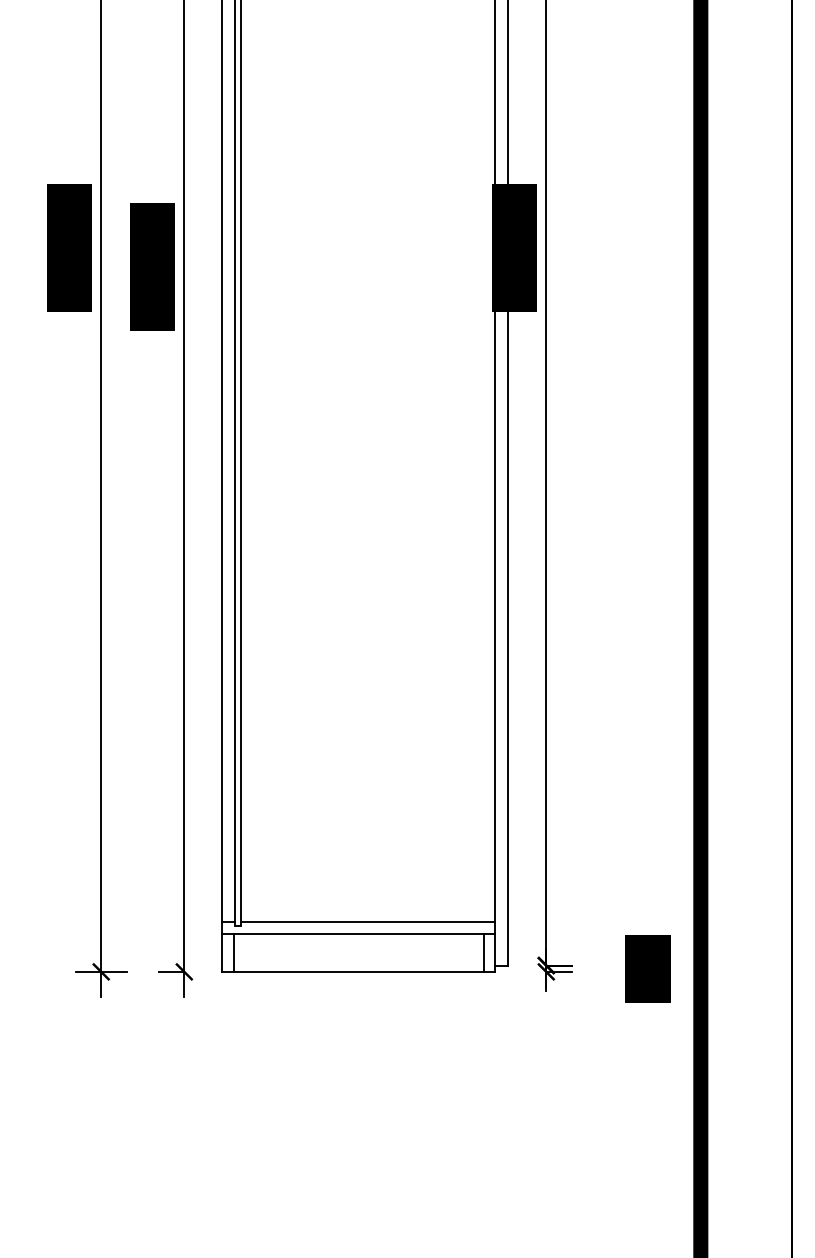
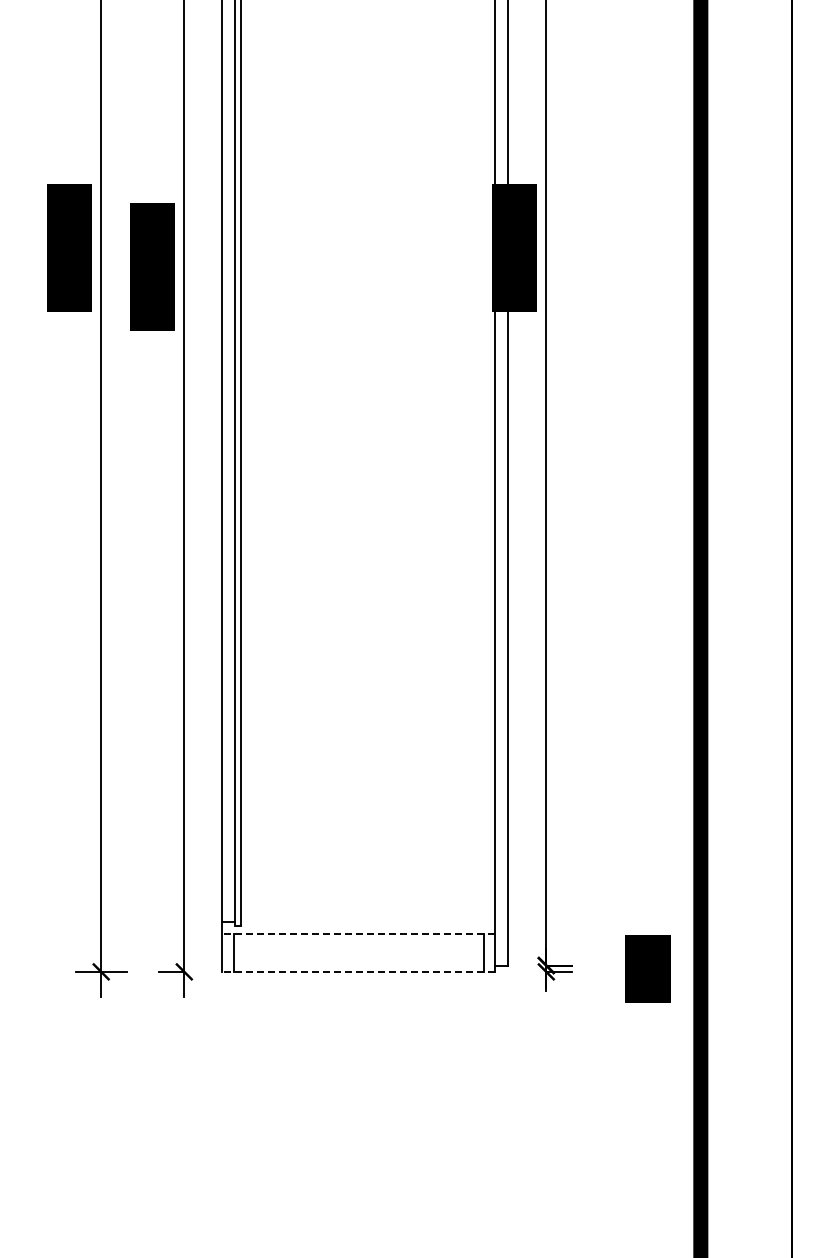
line: present -> none (367, 922)
line: solid -> dashed (358, 933)
line: solid -> dashed (358, 971)
